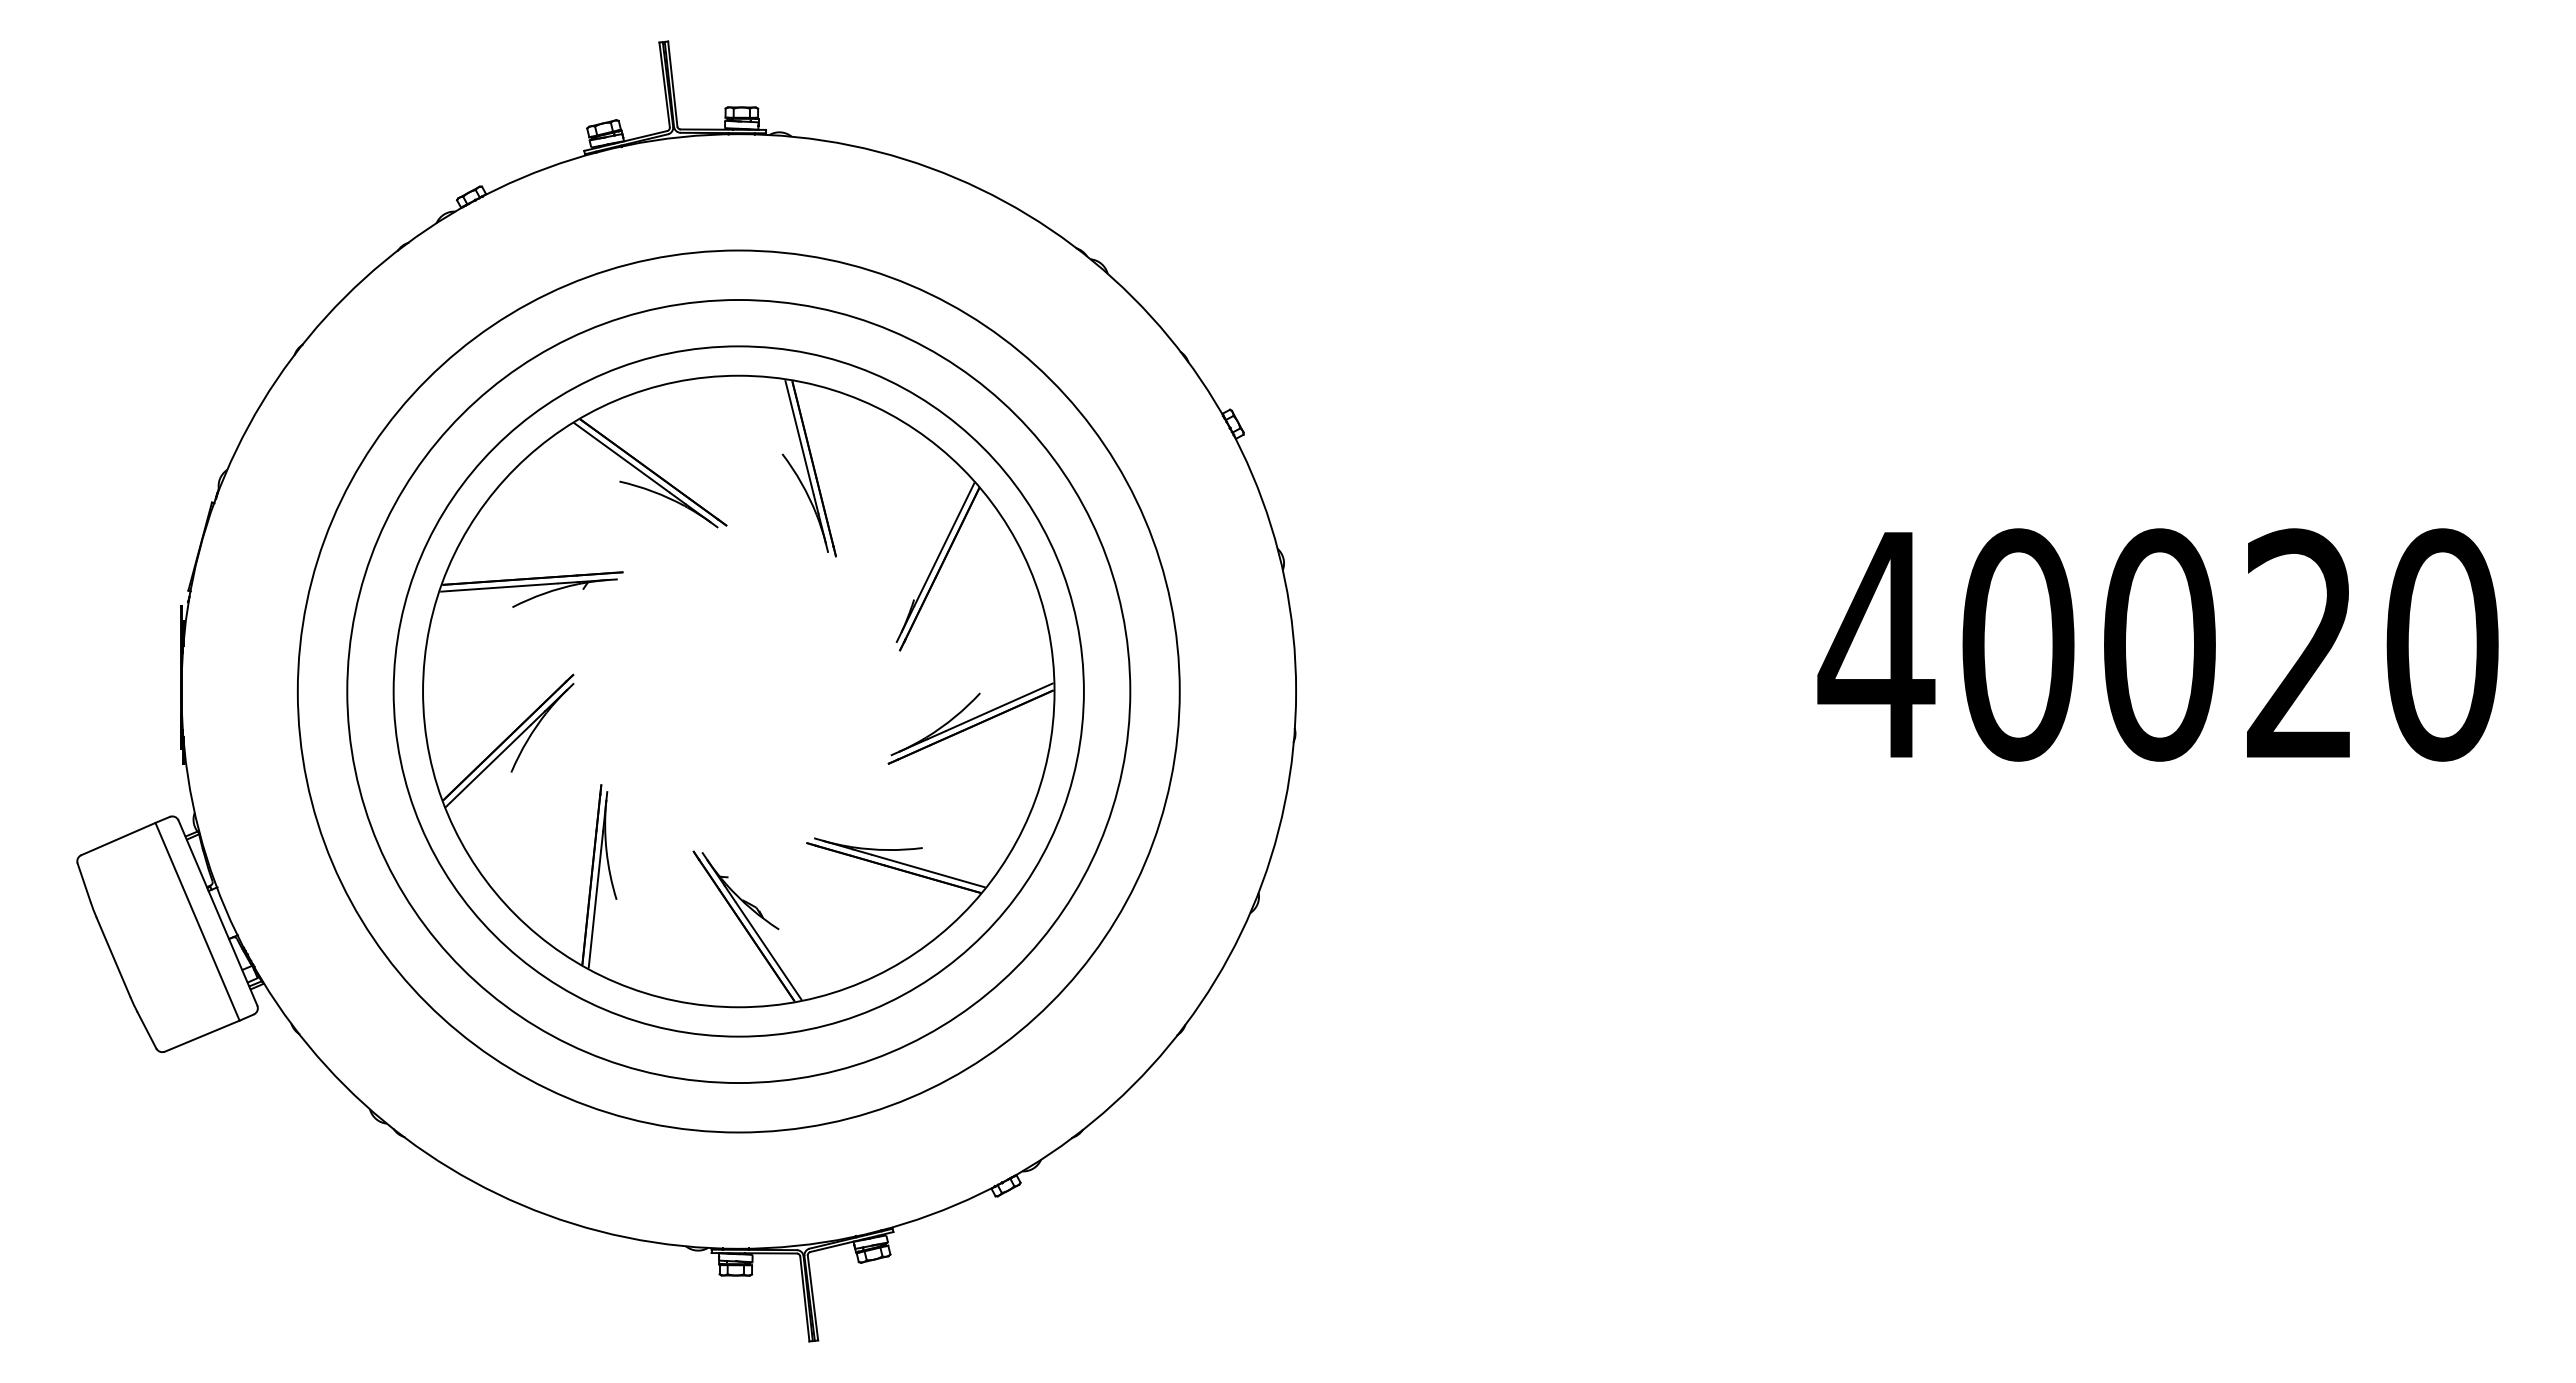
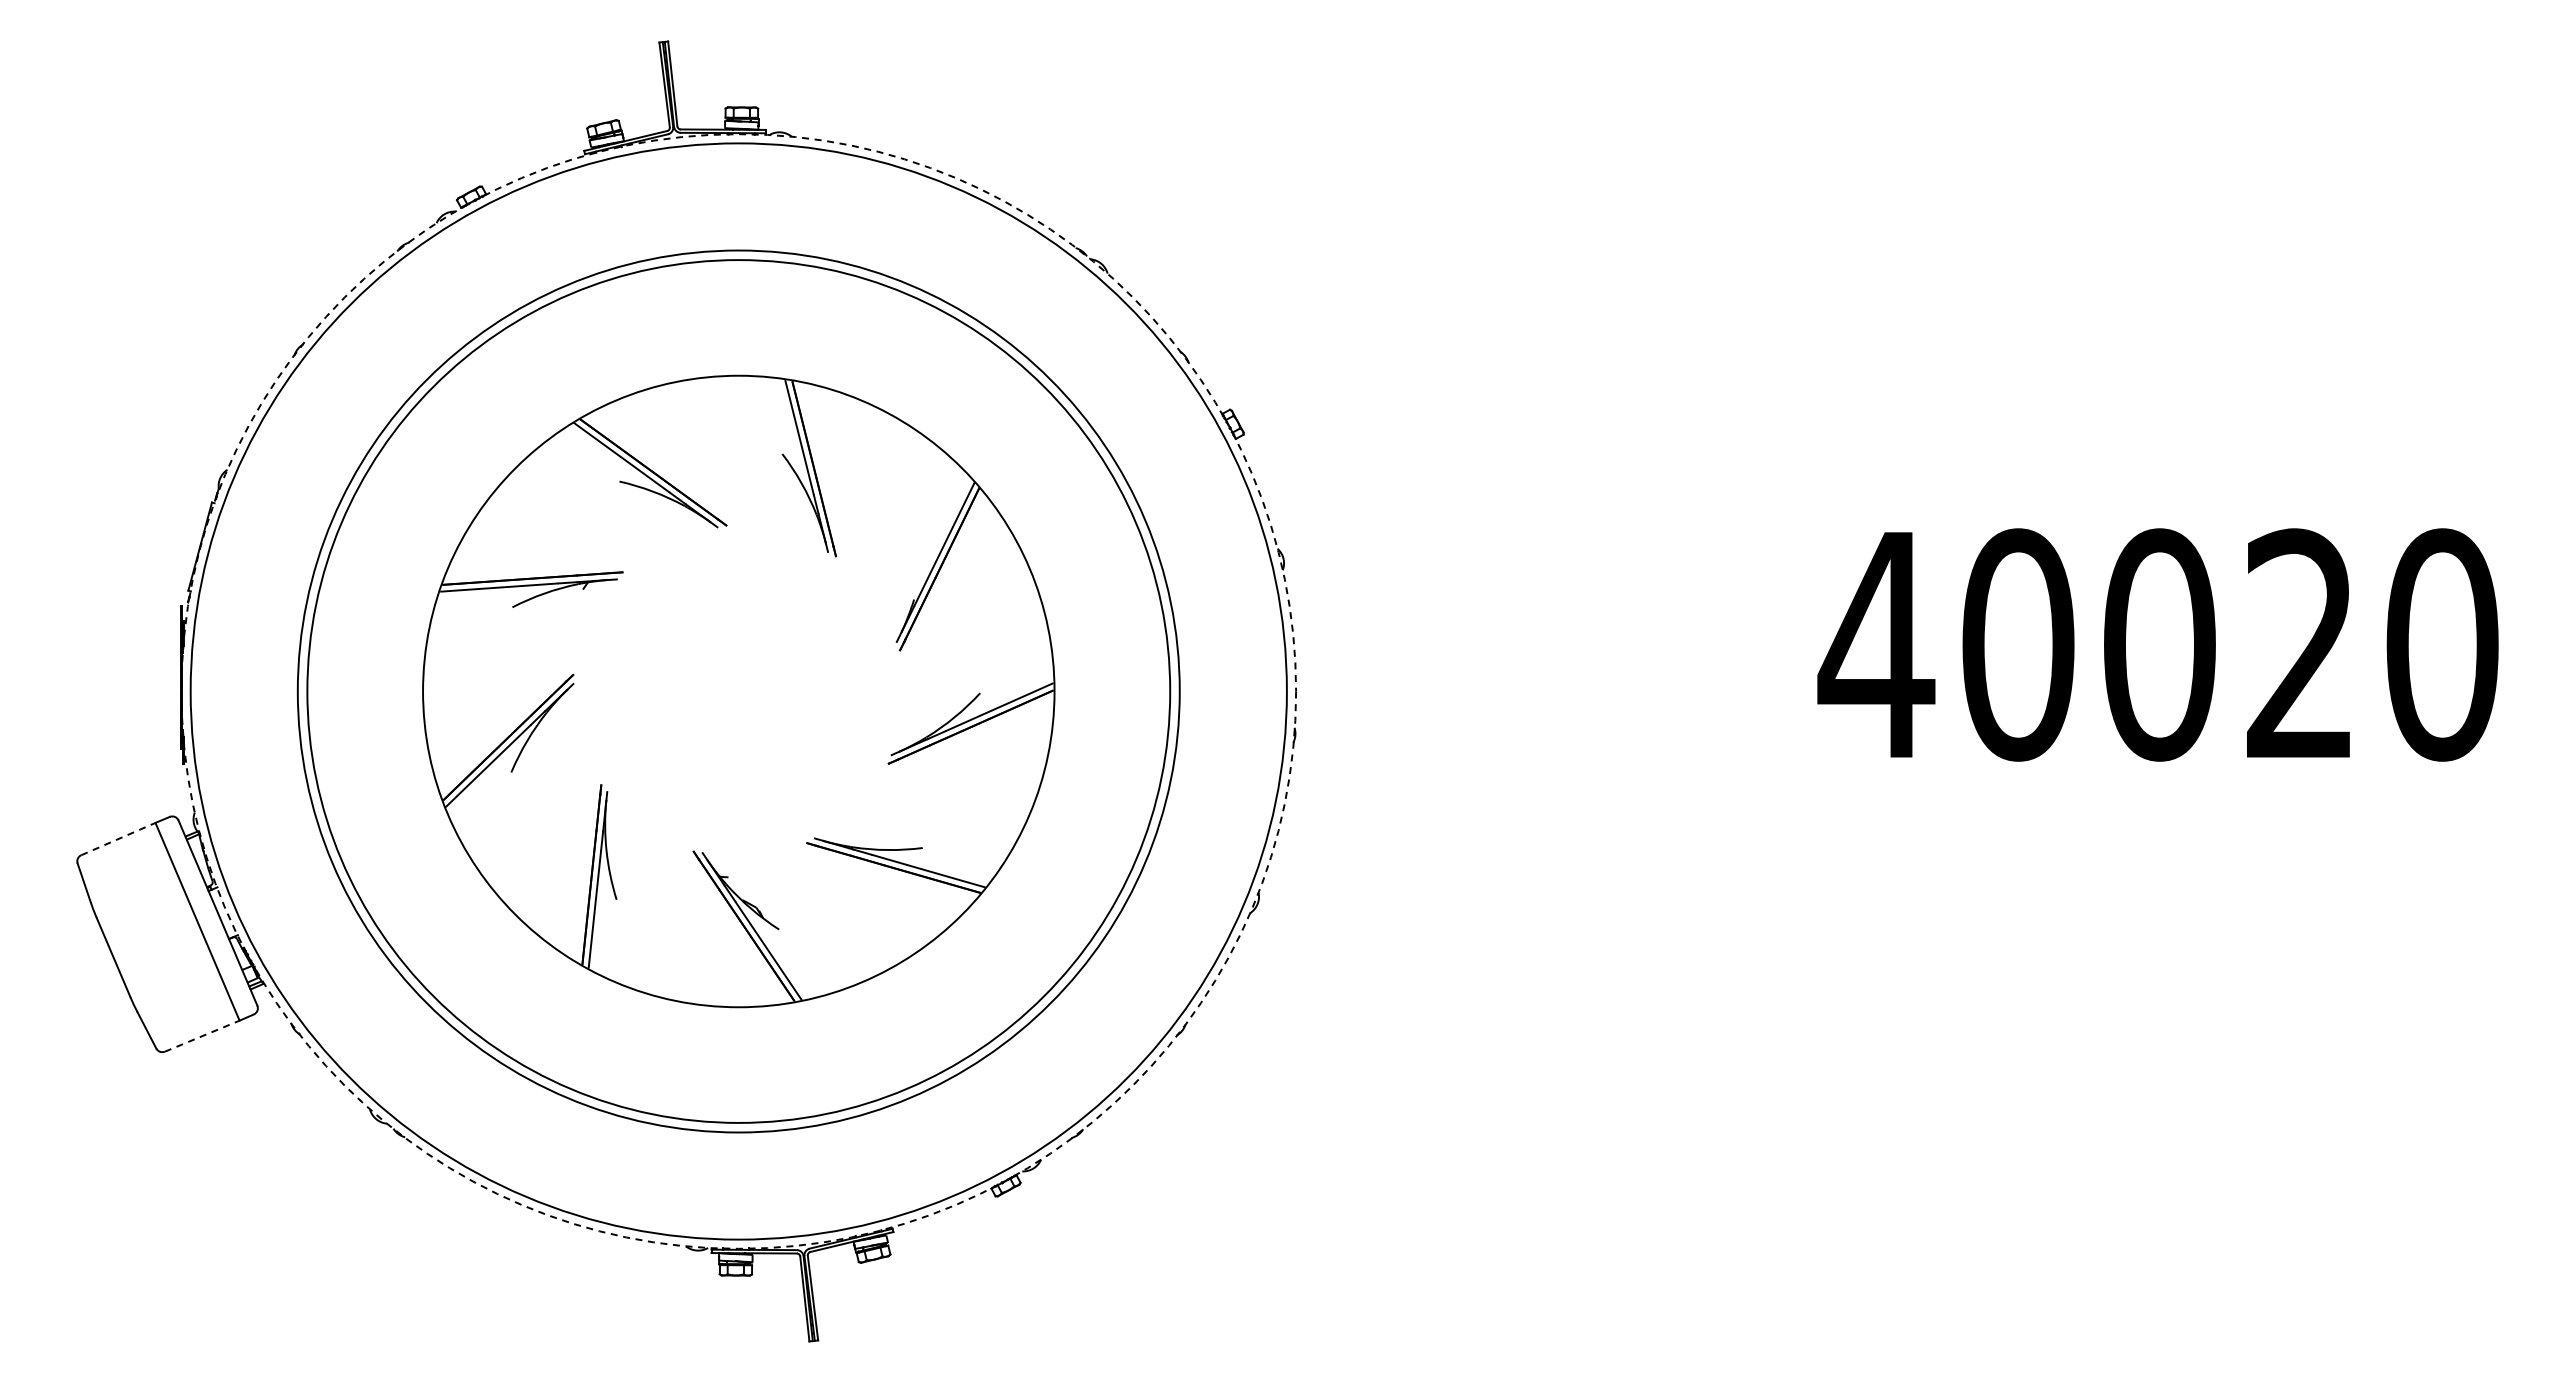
circle diameter: 690 px -> 863 px (738, 691)
circle diameter: 783 px -> 1096 px (738, 691)
circle: solid -> dashed (738, 691)
line: solid -> dashed (118, 838)
line: solid -> dashed (202, 1036)
